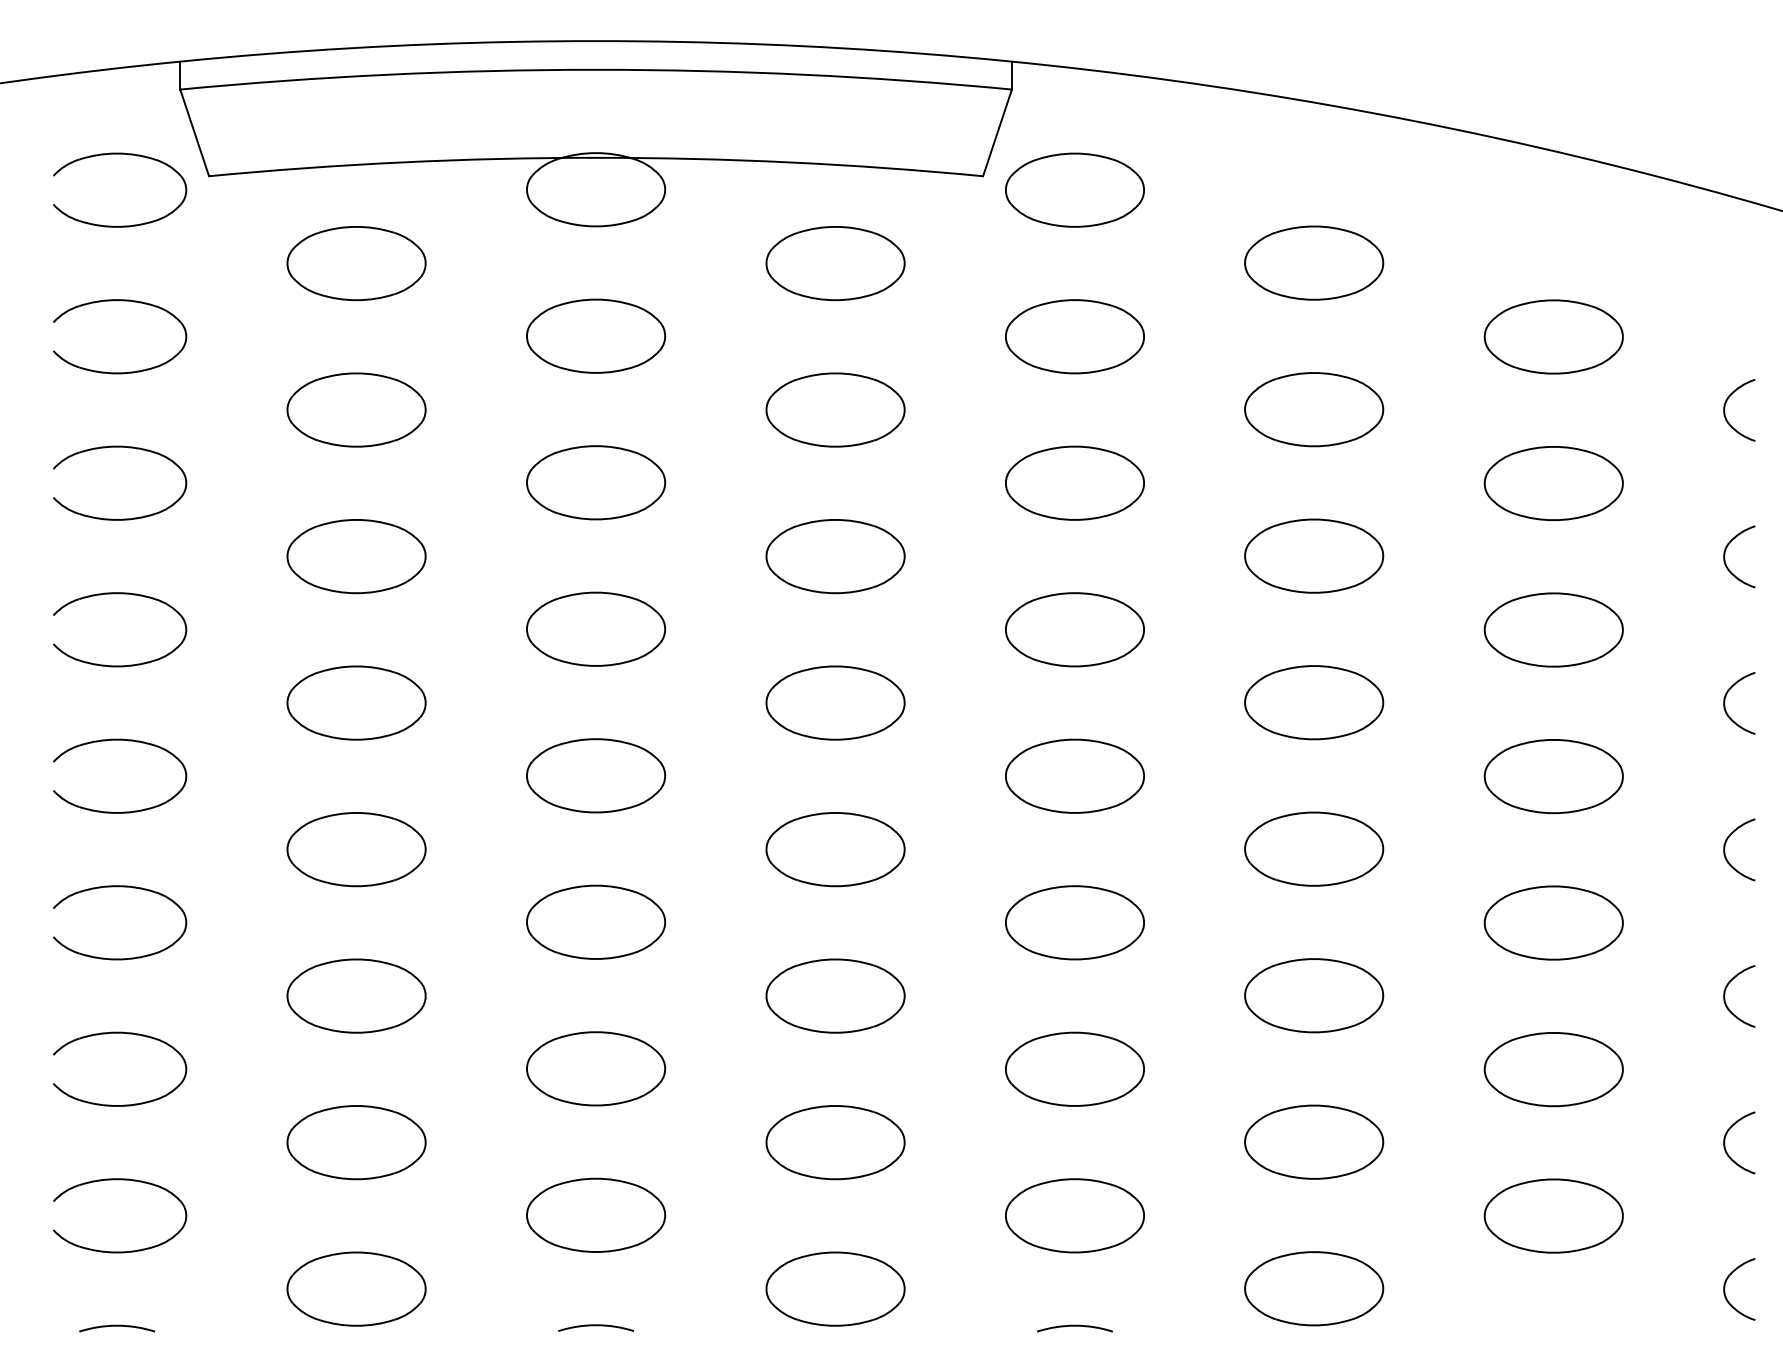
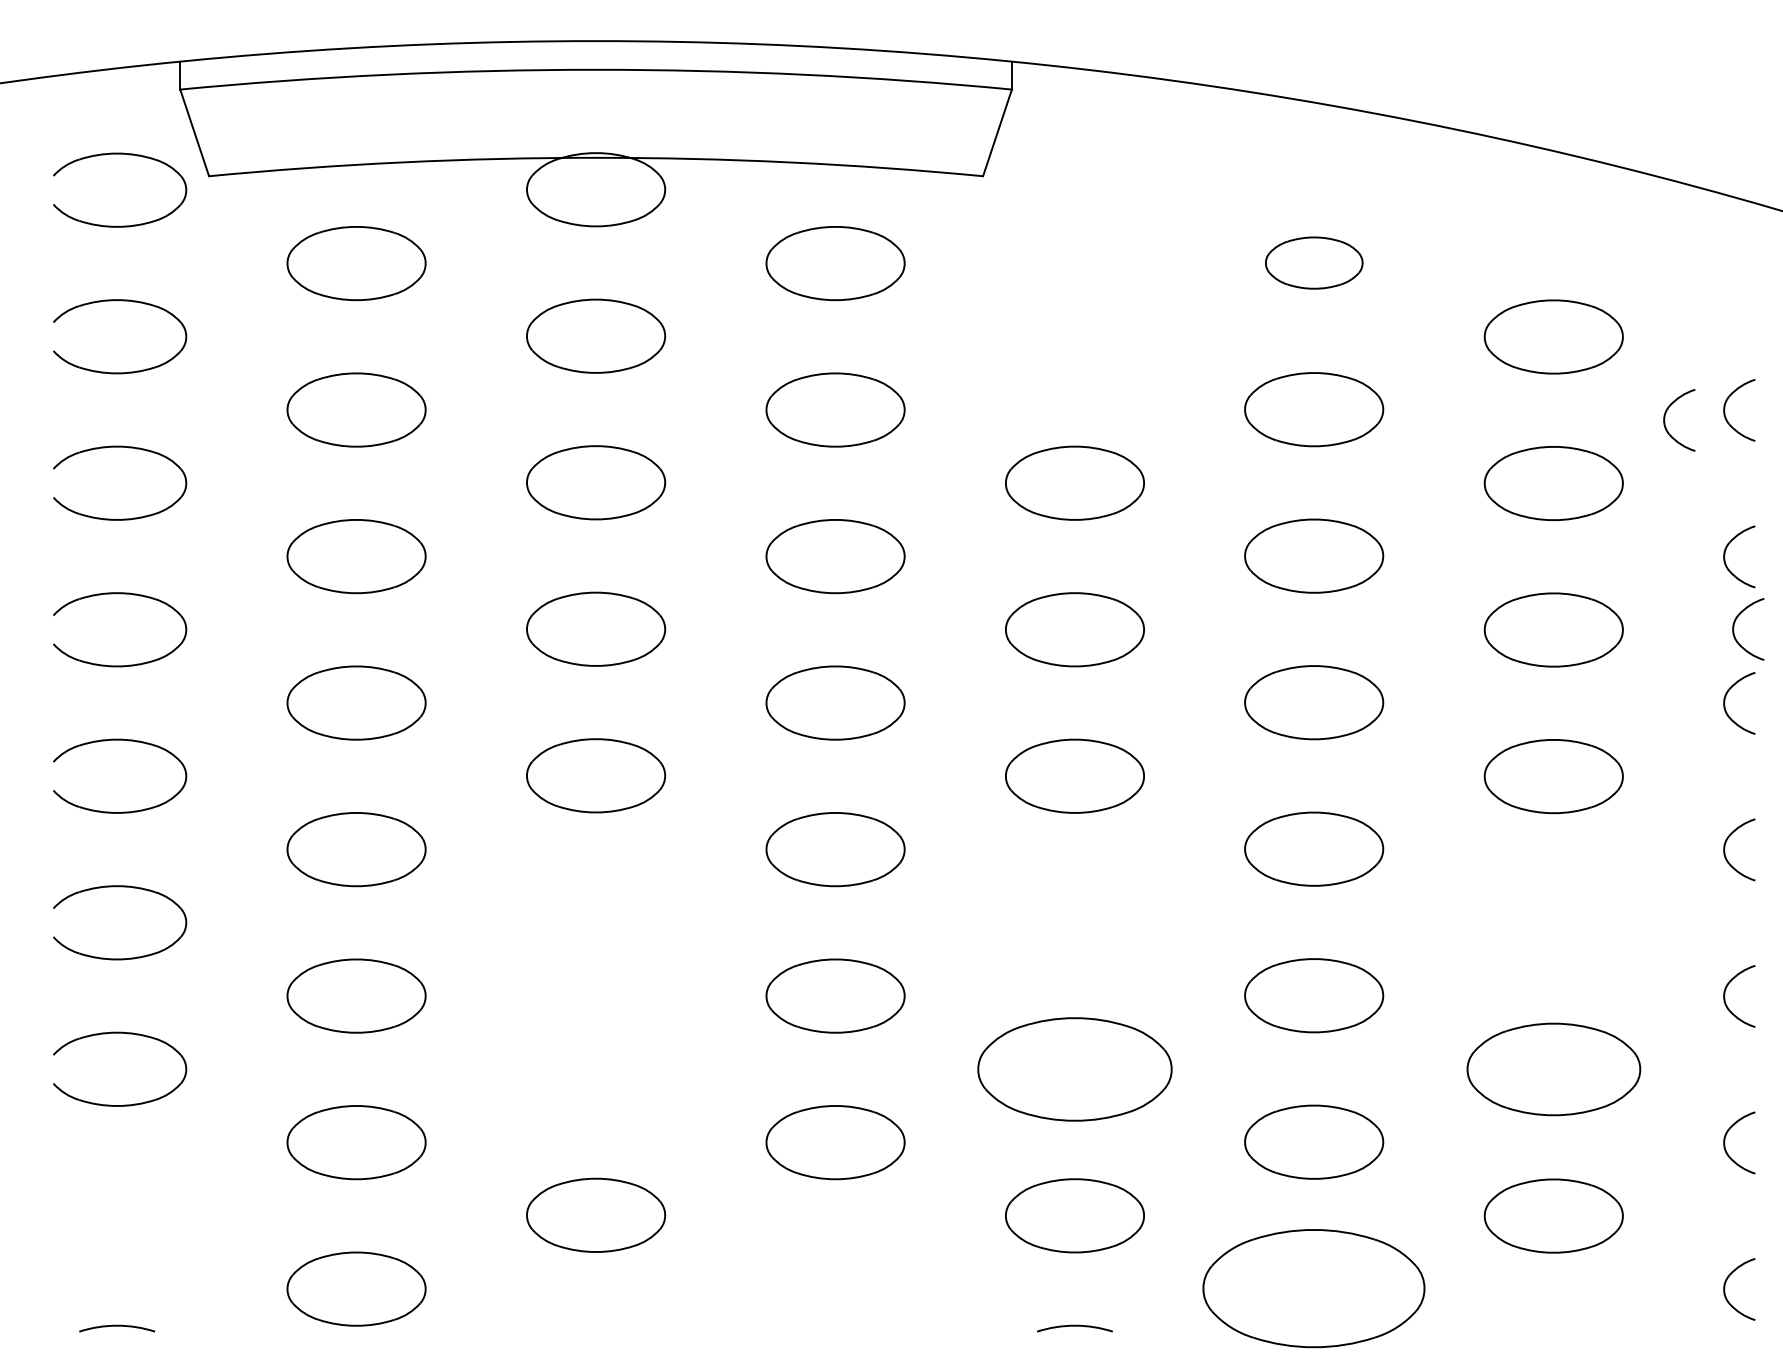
part: present -> none (1074, 189)
part size: 141x76 px -> 99x54 px (1314, 262)
part: present -> none (1074, 336)
part: none -> present (1665, 420)
part: none -> present (1734, 629)
part: present -> none (595, 921)
part: present -> none (1074, 922)
part: present -> none (1553, 922)
part: present -> none (595, 1068)
part size: 140x76 px -> 196x105 px (1074, 1069)
part size: 141x76 px -> 176x95 px (1553, 1069)
part: present -> none (120, 1180)
part: present -> none (835, 1288)
part size: 141x76 px -> 224x120 px (1313, 1288)
arc: present -> none (595, 1326)
